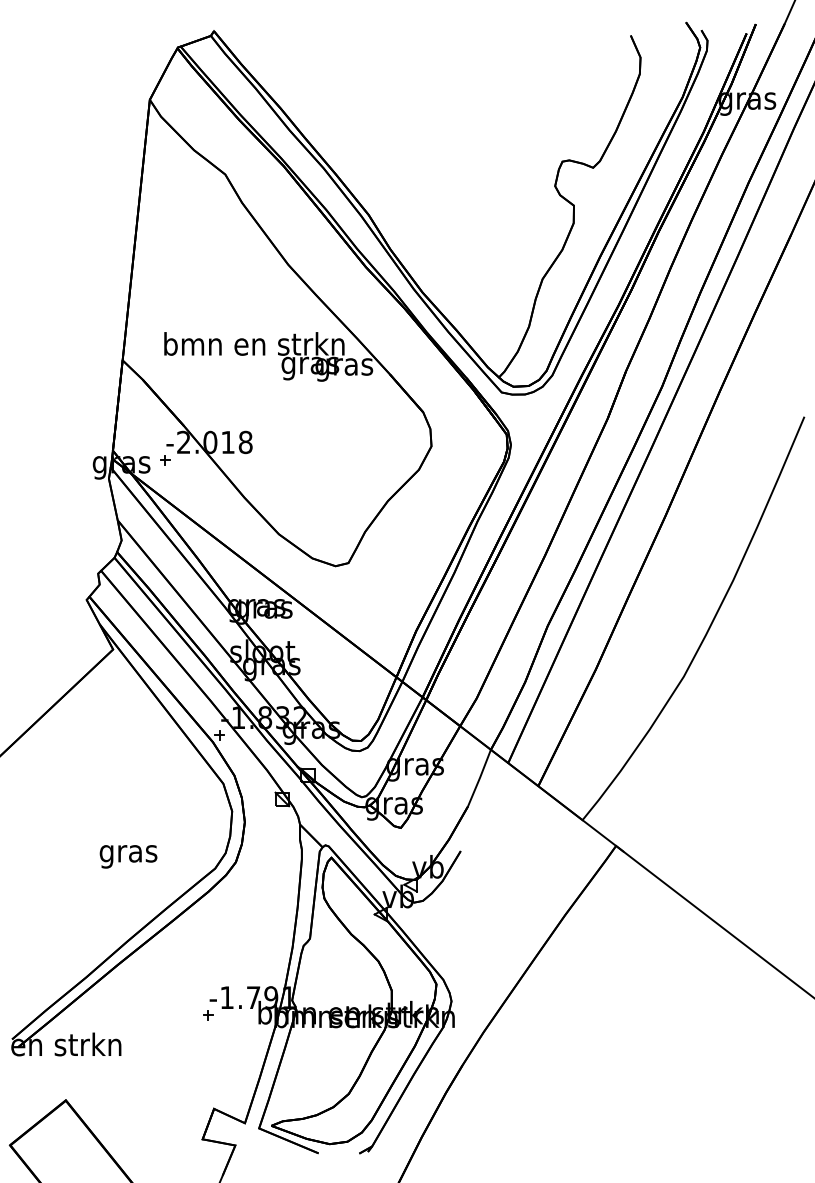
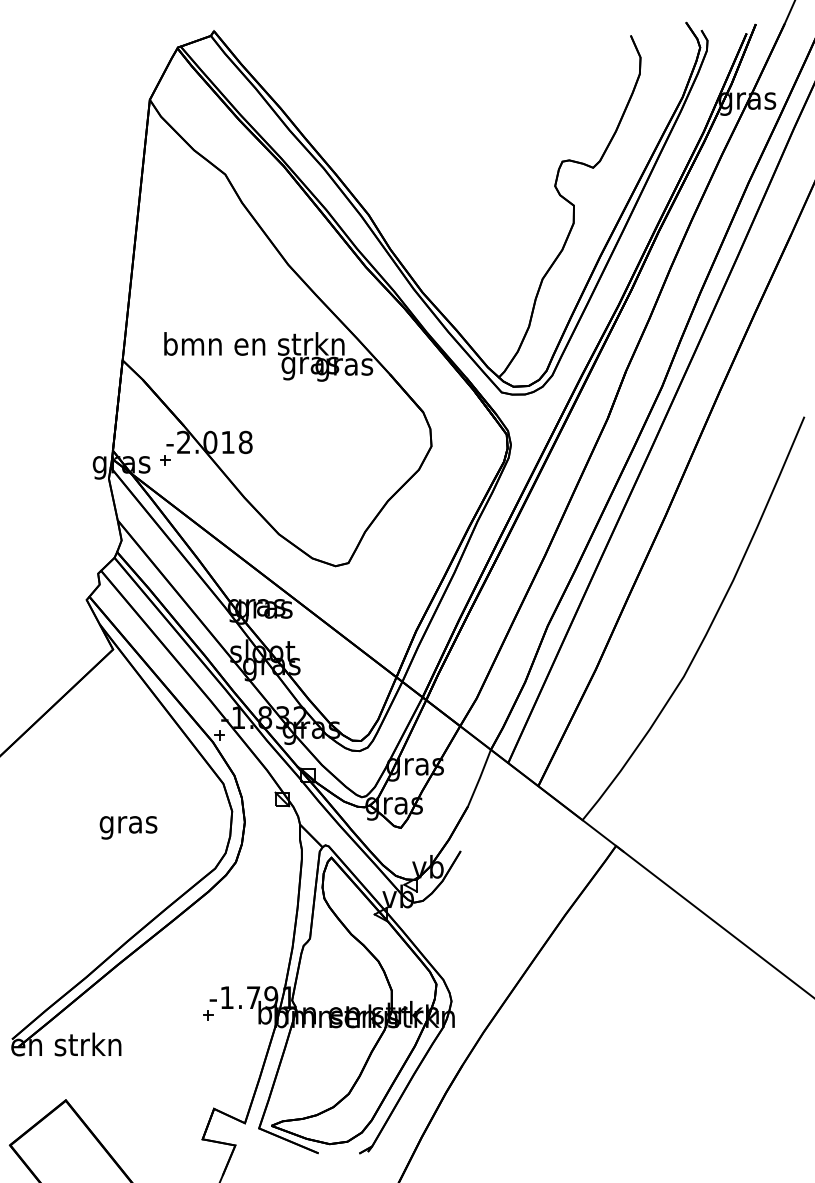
text position: (128, 856) -> (128, 827) (128, 827)
